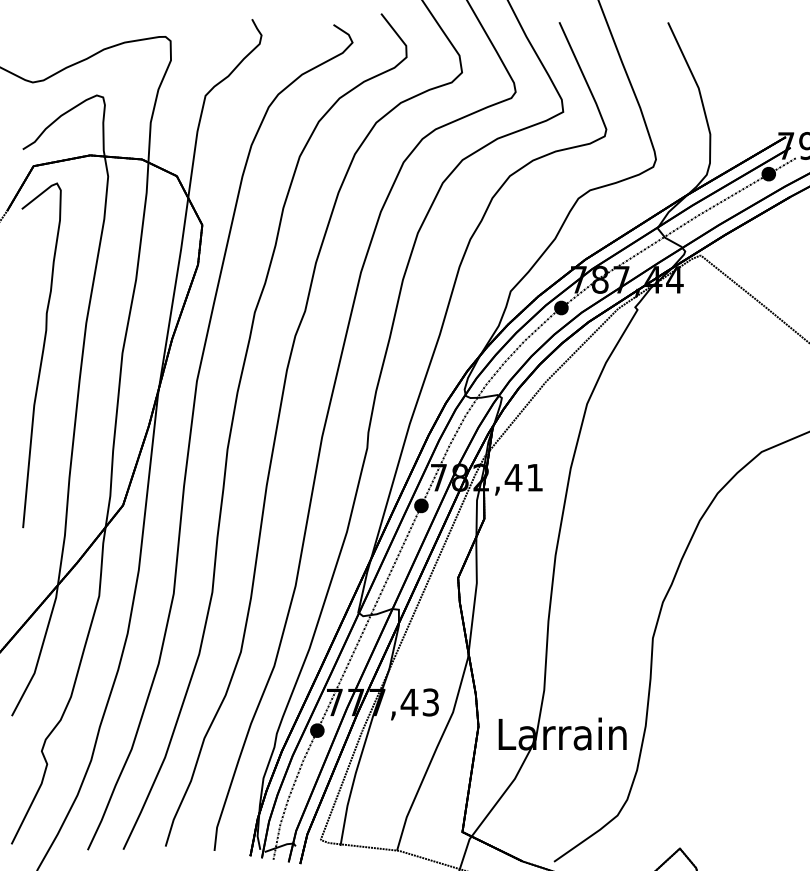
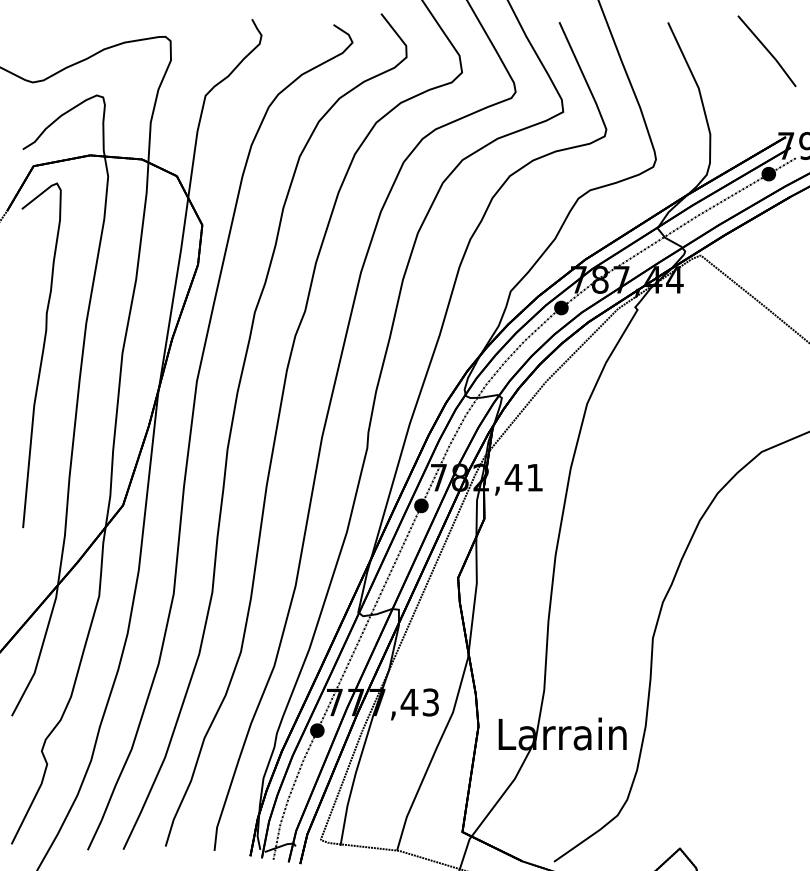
part: none -> present (766, 51)
